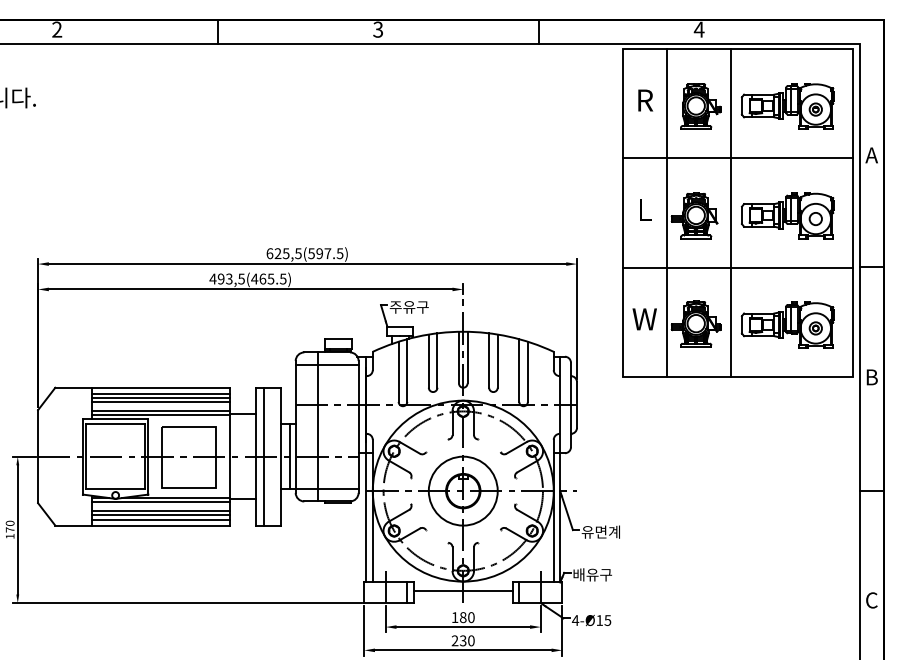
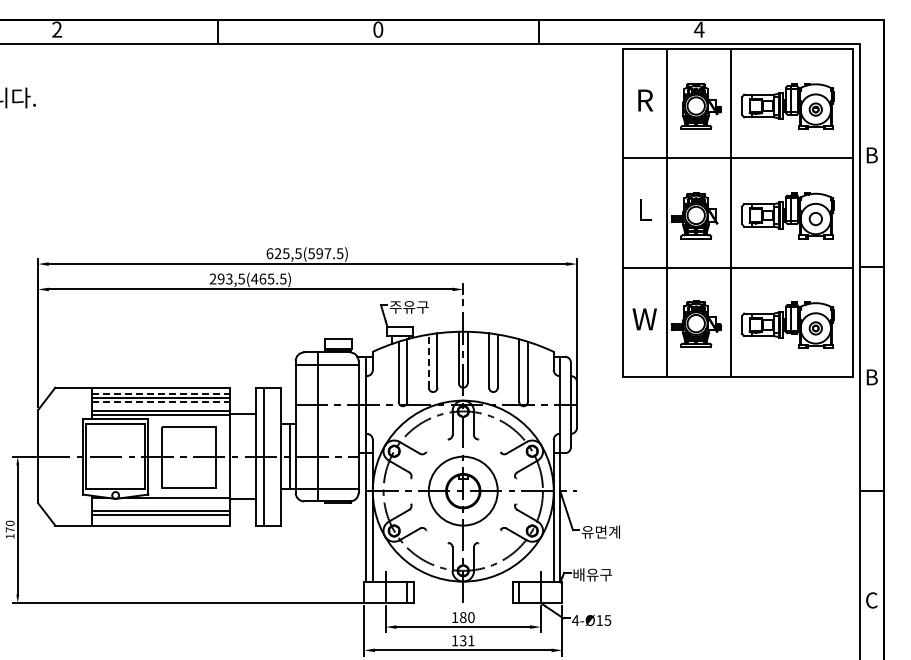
text: 3 -> 0 (378, 29)
text: A -> B (871, 155)
text: 493,5(465.5) -> 293,5(465.5) (212, 278)
line: solid -> dashed (428, 361)
line: solid -> dashed (161, 393)
line: solid -> dashed (161, 402)
line: present -> none (160, 502)
line: present -> none (160, 519)
line: present -> none (462, 591)
text: 230 -> 131 (462, 640)
